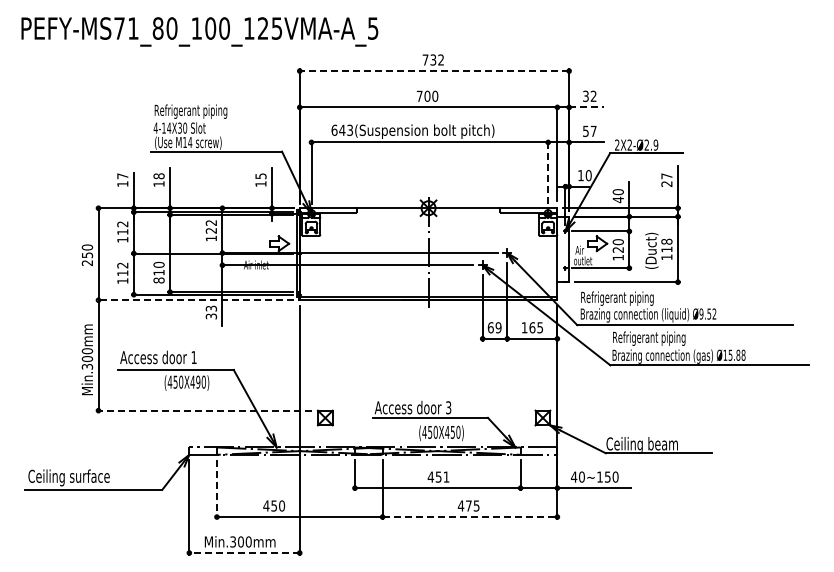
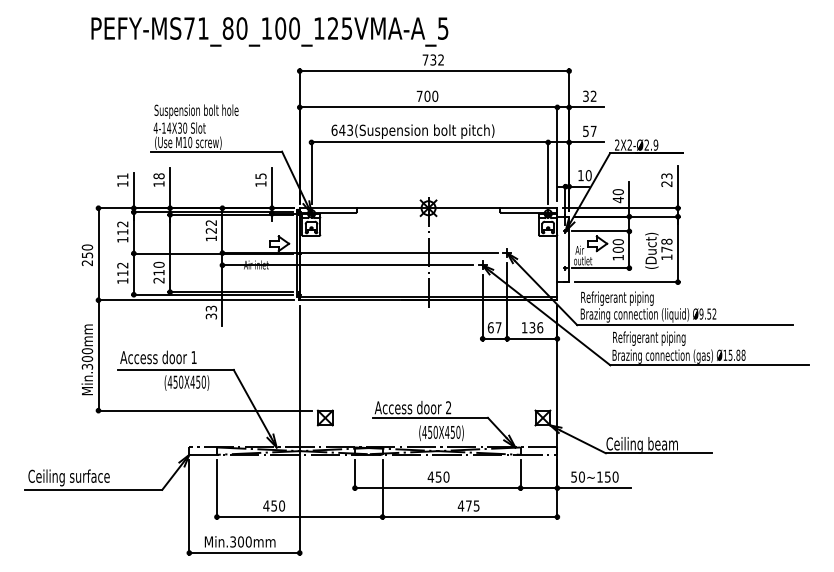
text position: (199, 31) -> (269, 31) (269, 31)
line: dashed -> solid (434, 71)
line: dashed -> solid (586, 107)
text: Refrigerant piping -> Suspension bolt hole (196, 111)
text: M14 -> M10 (190, 142)
line: dashed -> solid (548, 172)
text: 17 -> 11 (122, 176)
text: 27 -> 23 (666, 176)
text: 120 -> 100 (617, 249)
text: 118 -> 178 (666, 249)
text: 810 -> 210 (158, 280)
line: dashed -> solid (195, 300)
text: 69 -> 67 (498, 327)
text: 165 -> 136 (536, 327)
text: (450X490) -> (450X450) (198, 381)
text: 3 -> 2 (448, 408)
line: dashed -> solid (204, 410)
text: 451 -> 450 (446, 476)
text: 40~150 -> 50~150 (573, 476)
line: dashed -> solid (216, 490)
line: dashed -> solid (470, 517)
line: dashed -> solid (244, 553)
